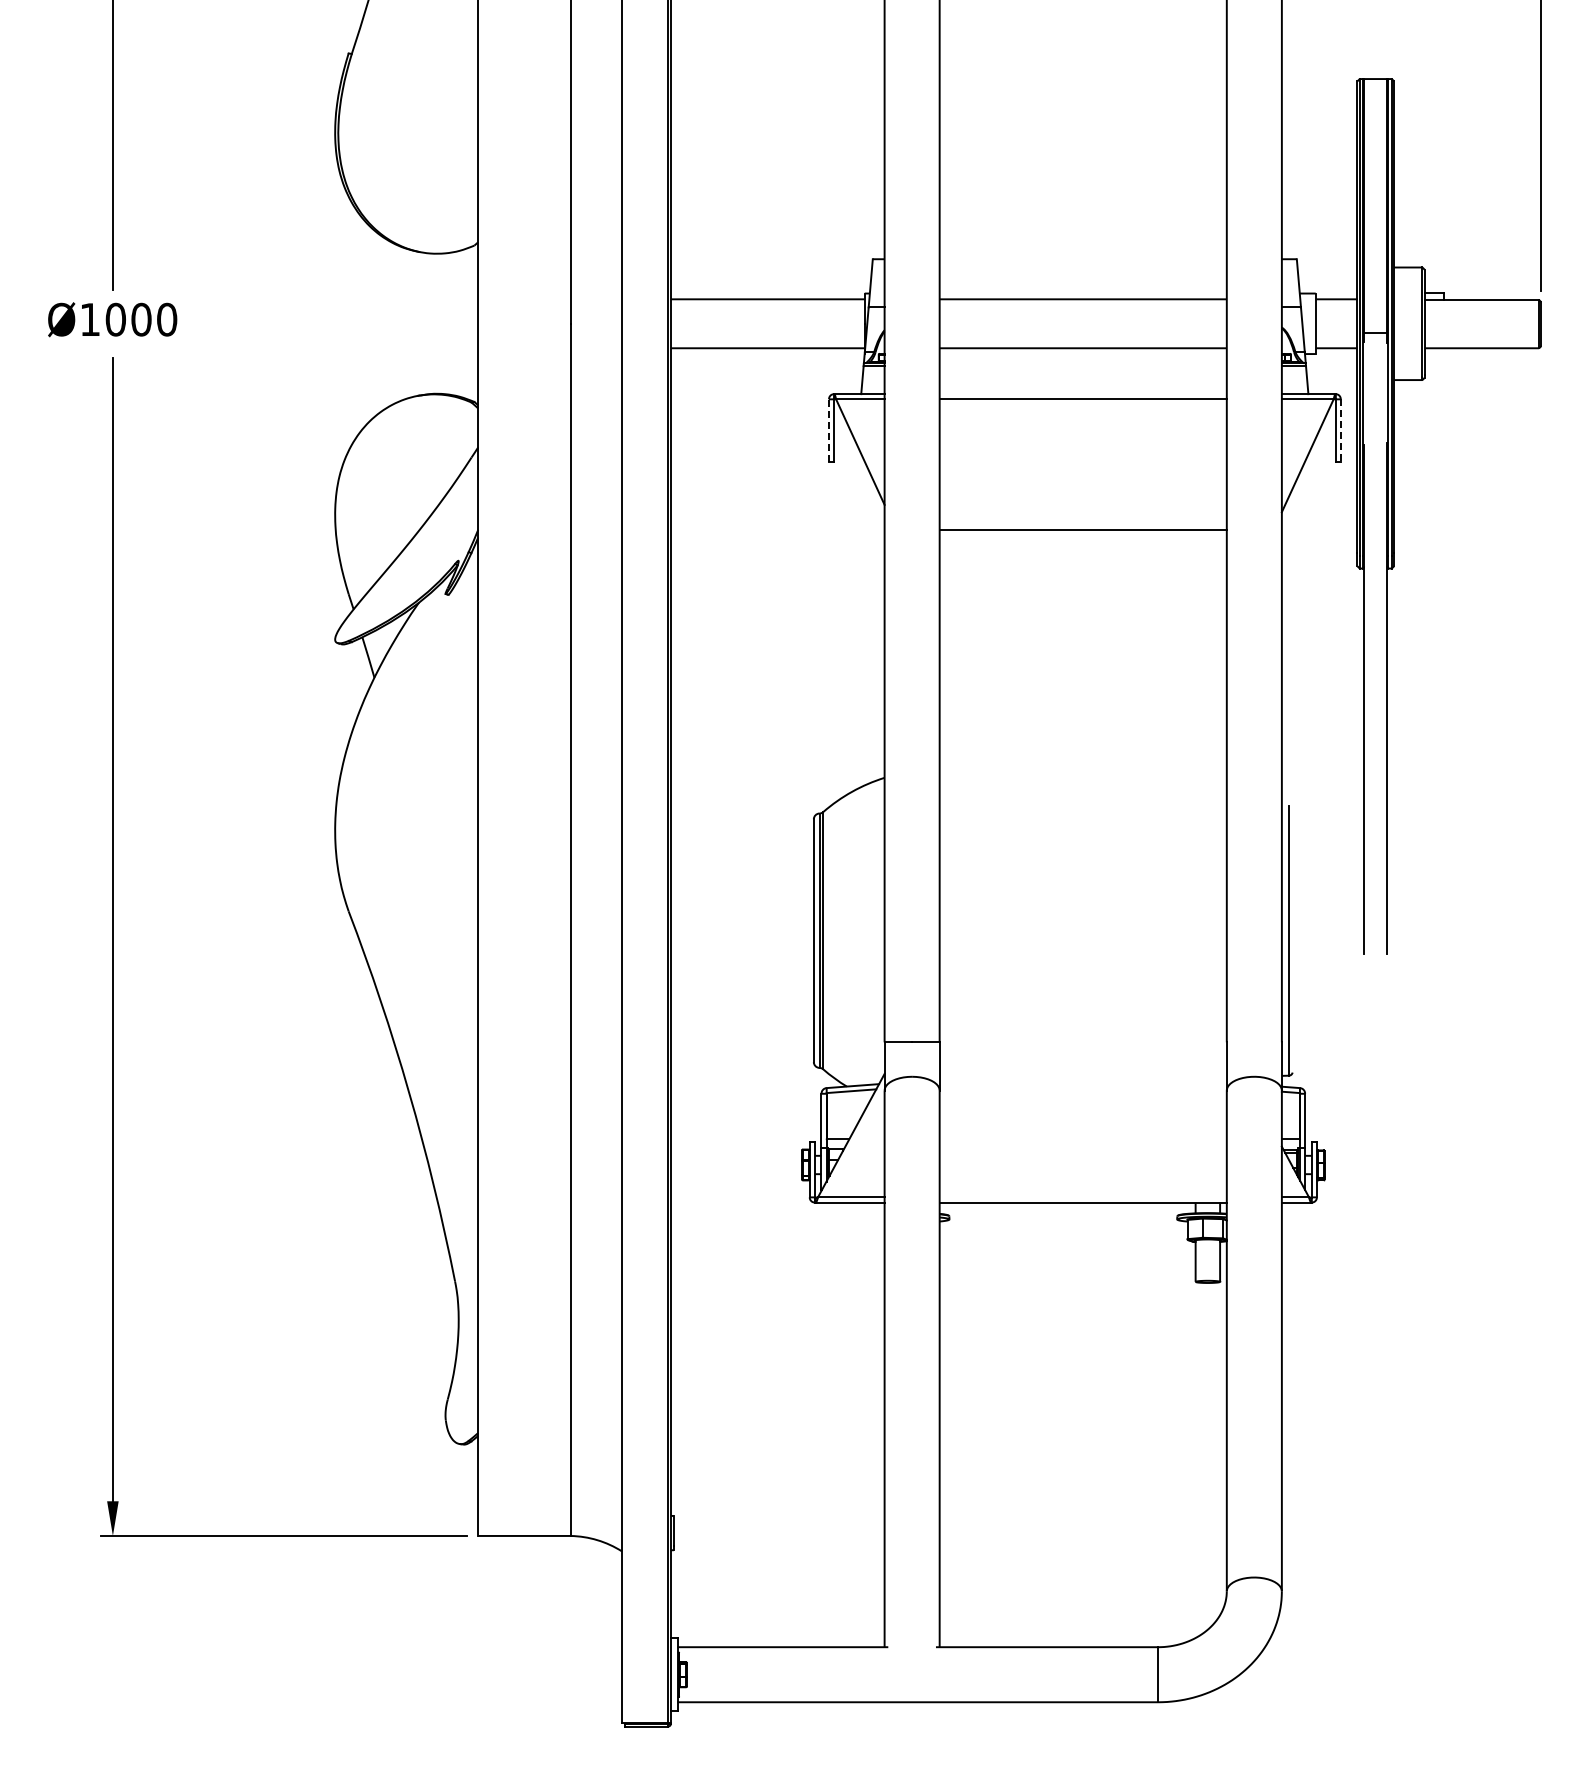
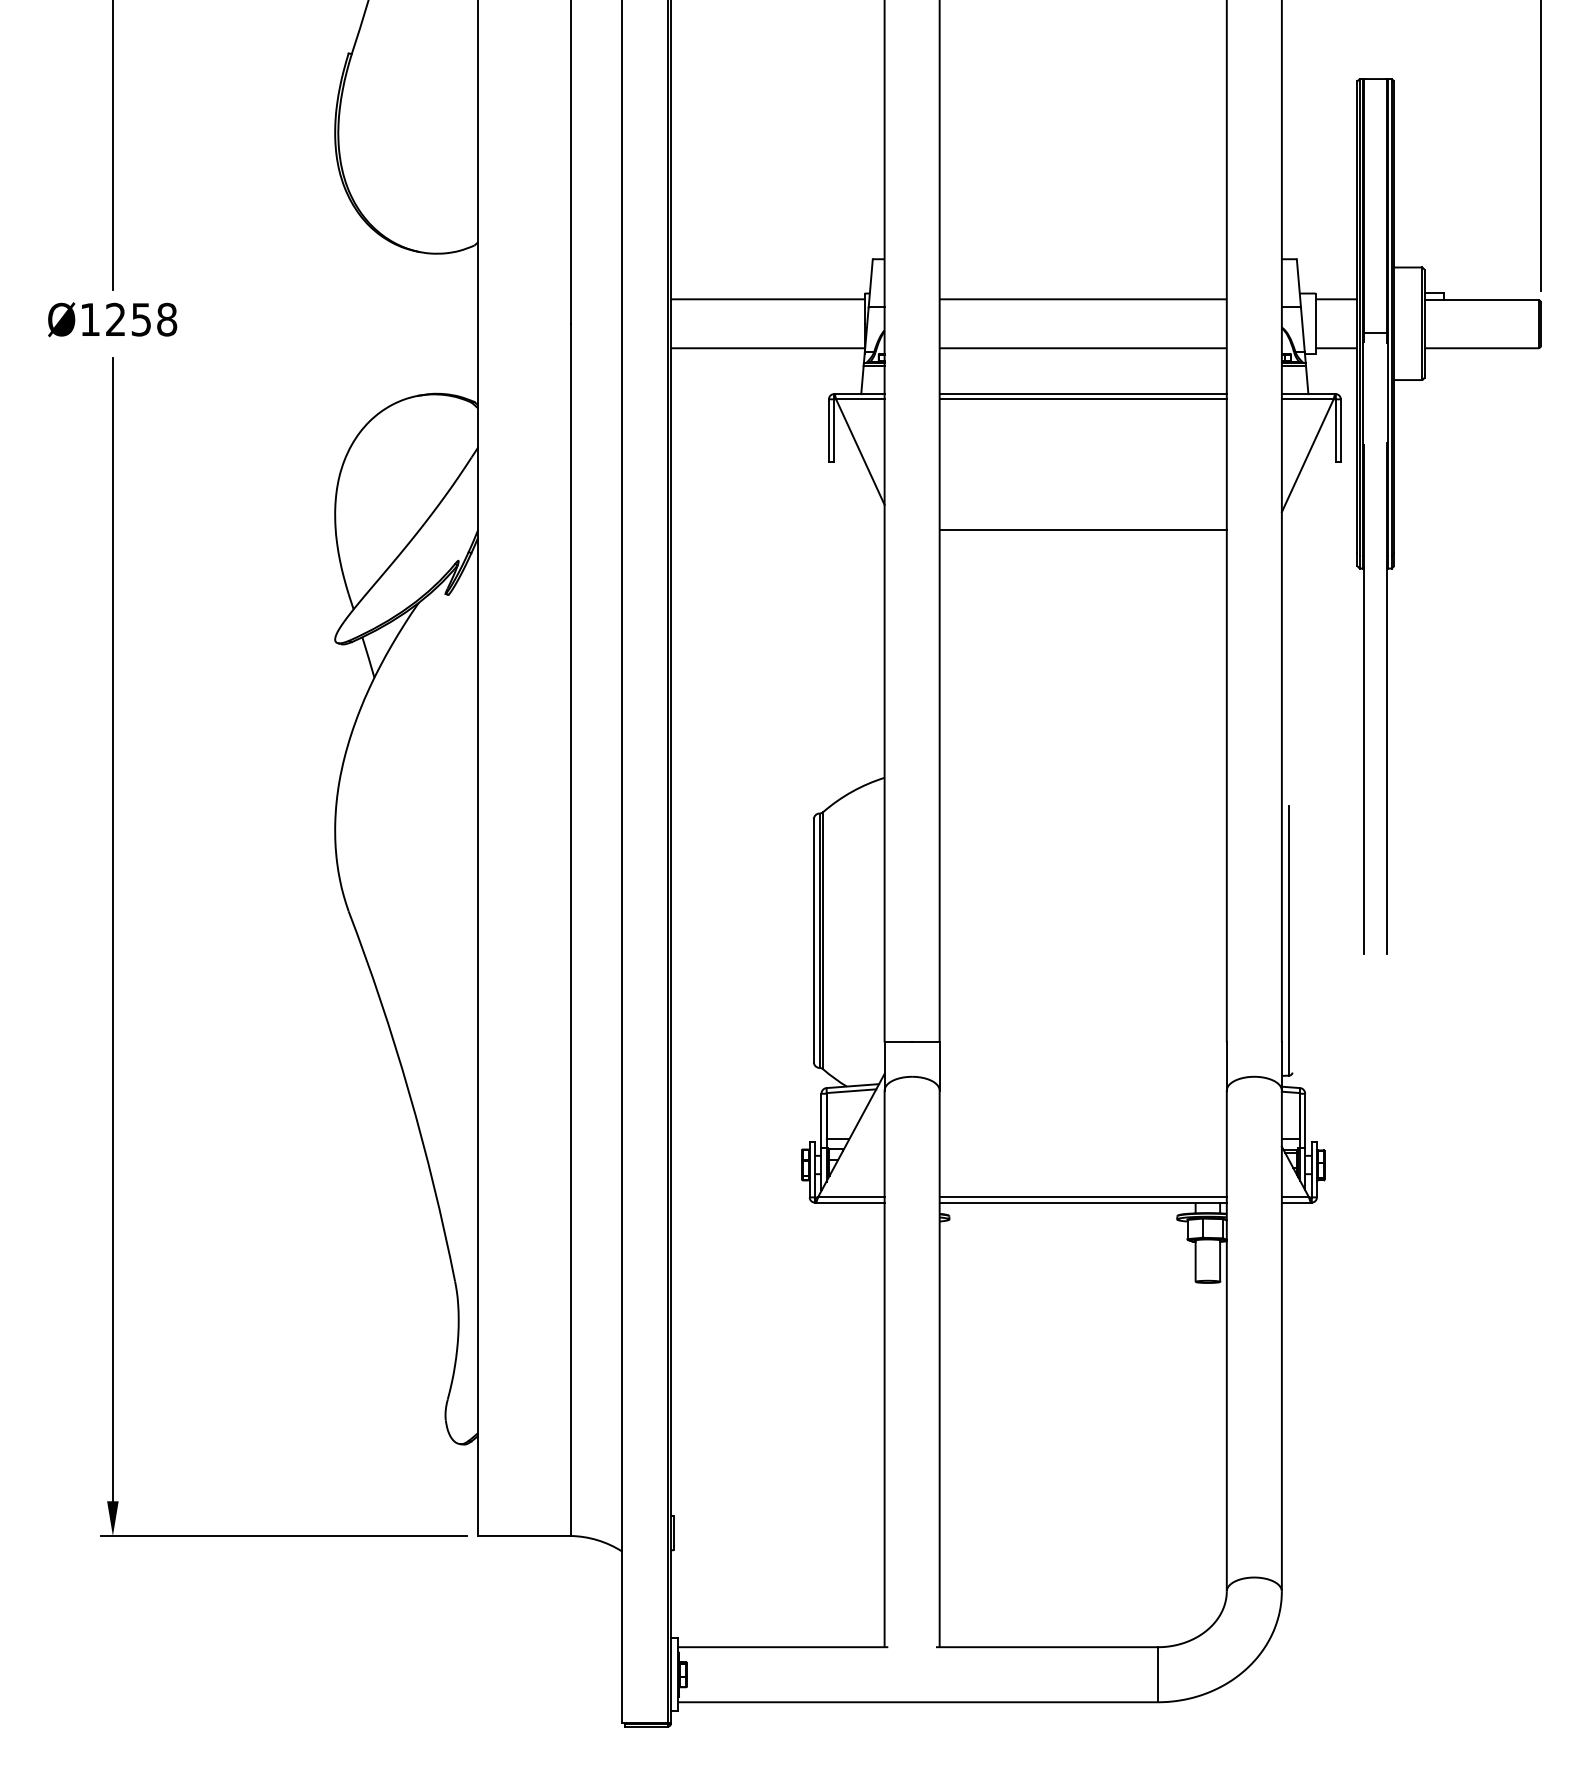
text: Ø1000 -> Ø1258 (141, 319)
line: none -> present (1082, 394)
line: dashed -> solid (828, 430)
line: dashed -> solid (1340, 430)
line: none -> present (1082, 1197)
